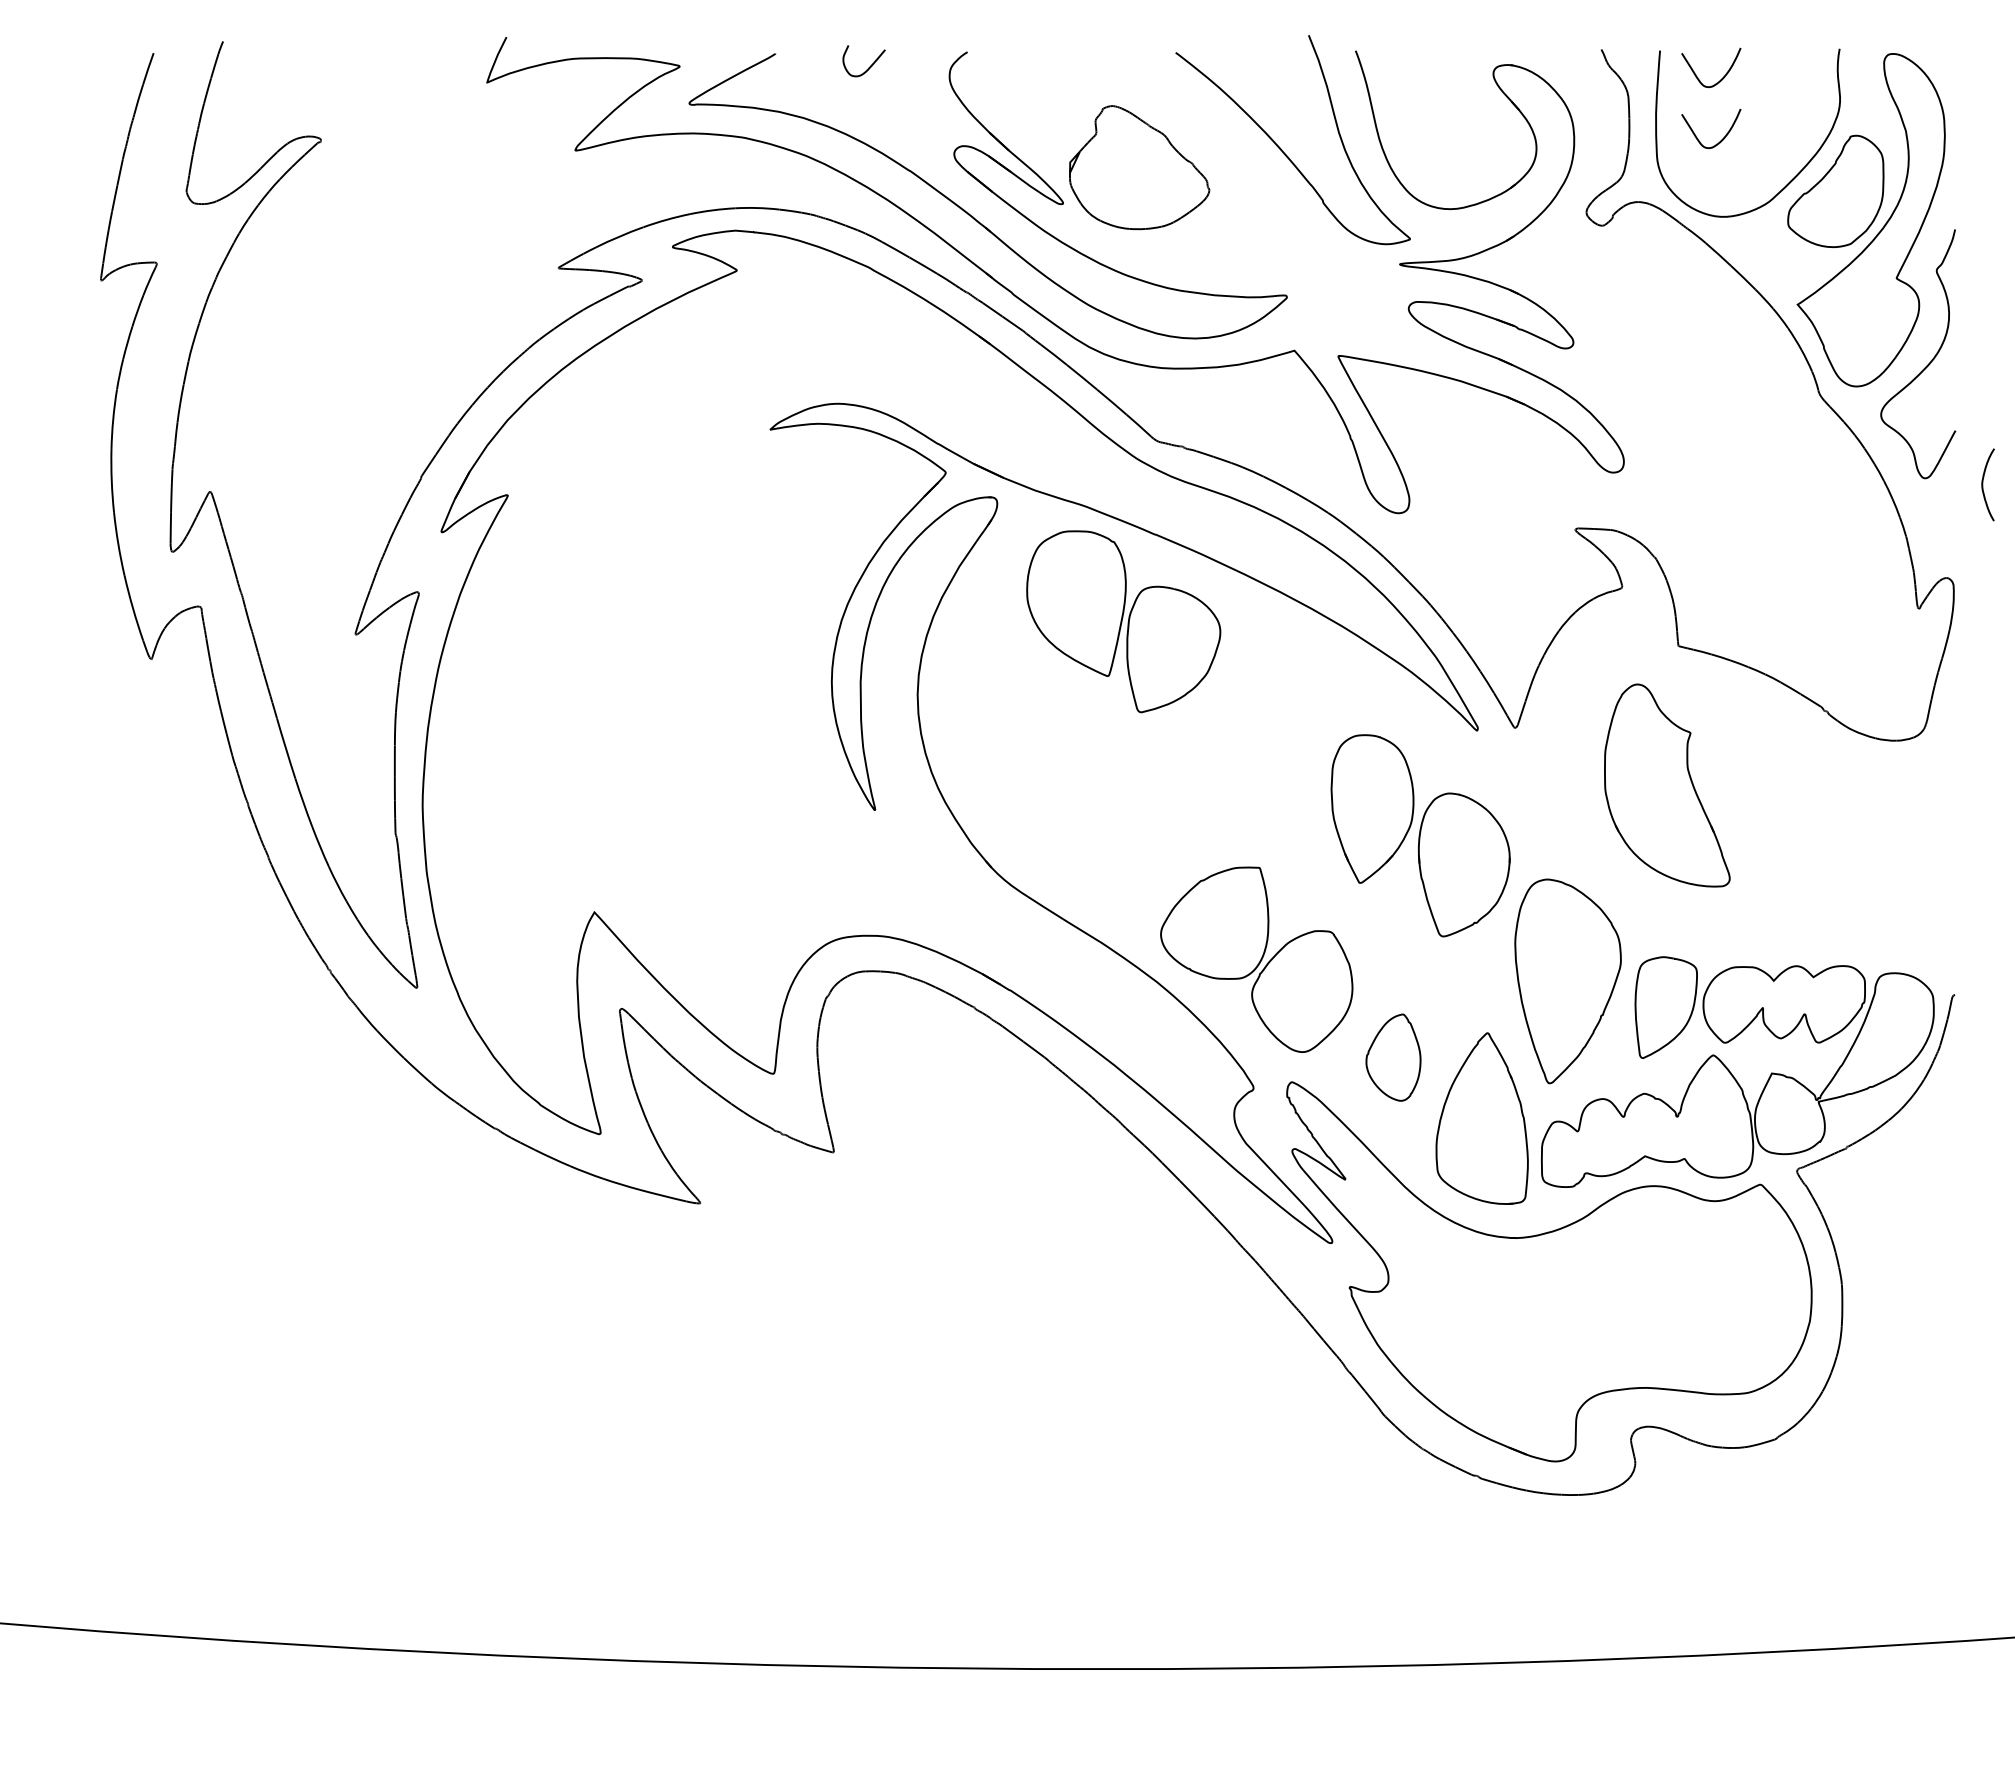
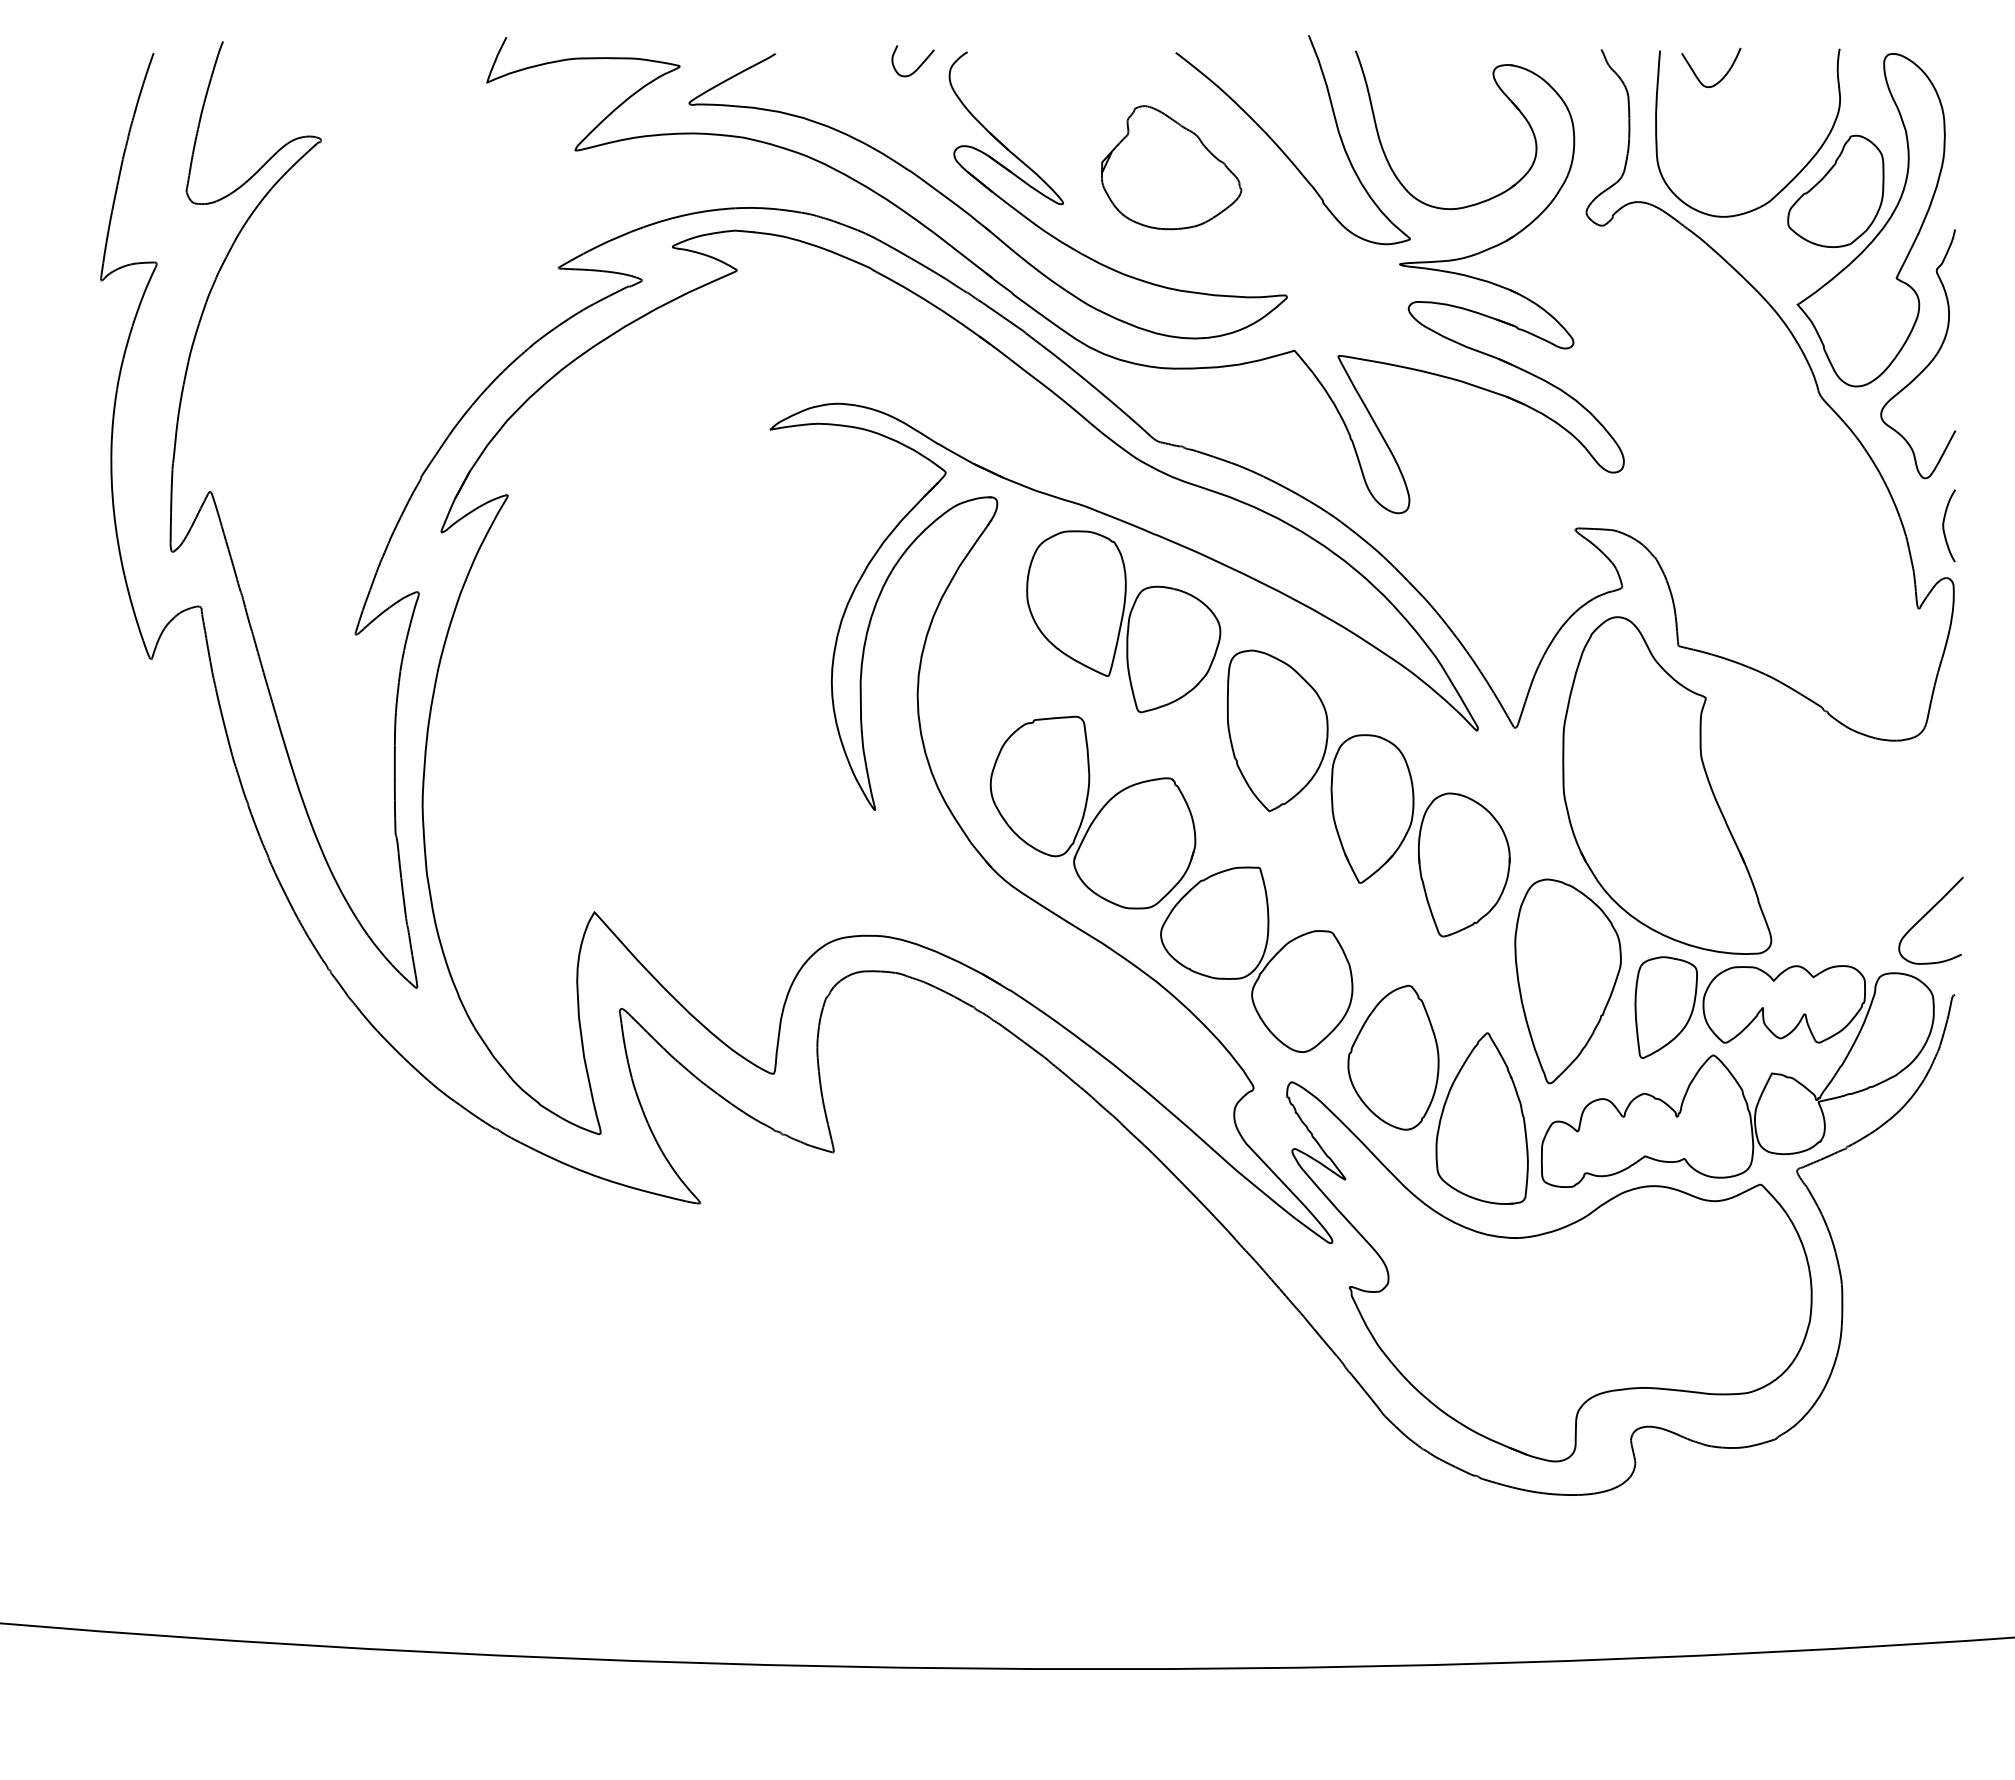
curve position: (869, 66) -> (918, 66) (918, 66)
curve: present -> none (1722, 138)
part position: (1139, 167) -> (1171, 167) (1171, 167)
curve position: (1983, 484) -> (1944, 525) (1944, 525)
part: none -> present (1277, 730)
part size: 127x205 px -> 211x339 px (1667, 785)
part: none -> present (1092, 812)
curve: none -> present (1926, 915)
part size: 57x89 px -> 93x147 px (1393, 1057)
